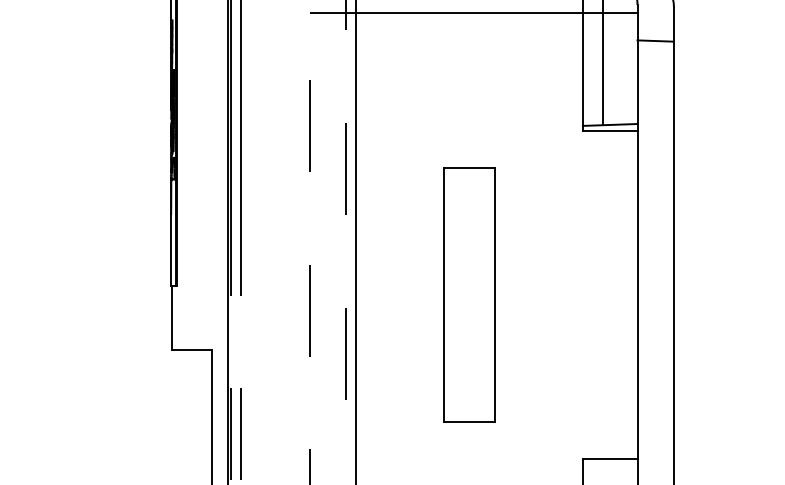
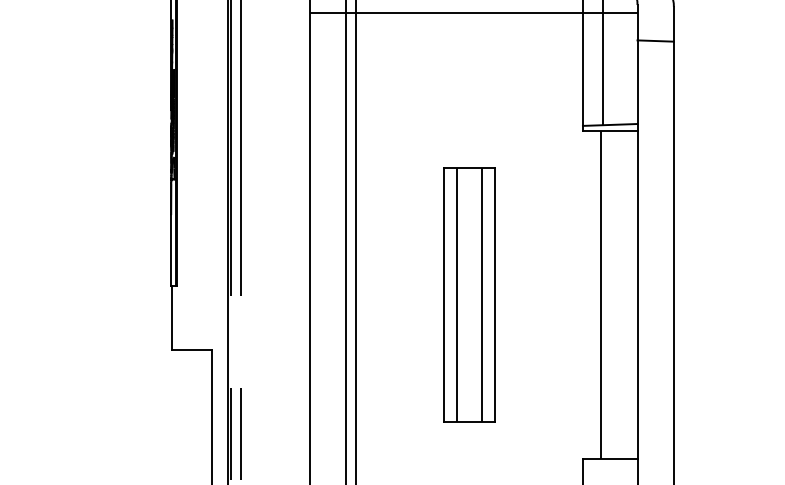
line: dashed -> solid (310, 242)
line: dashed -> solid (346, 242)
line: none -> present (456, 294)
line: none -> present (482, 294)
line: none -> present (601, 294)
